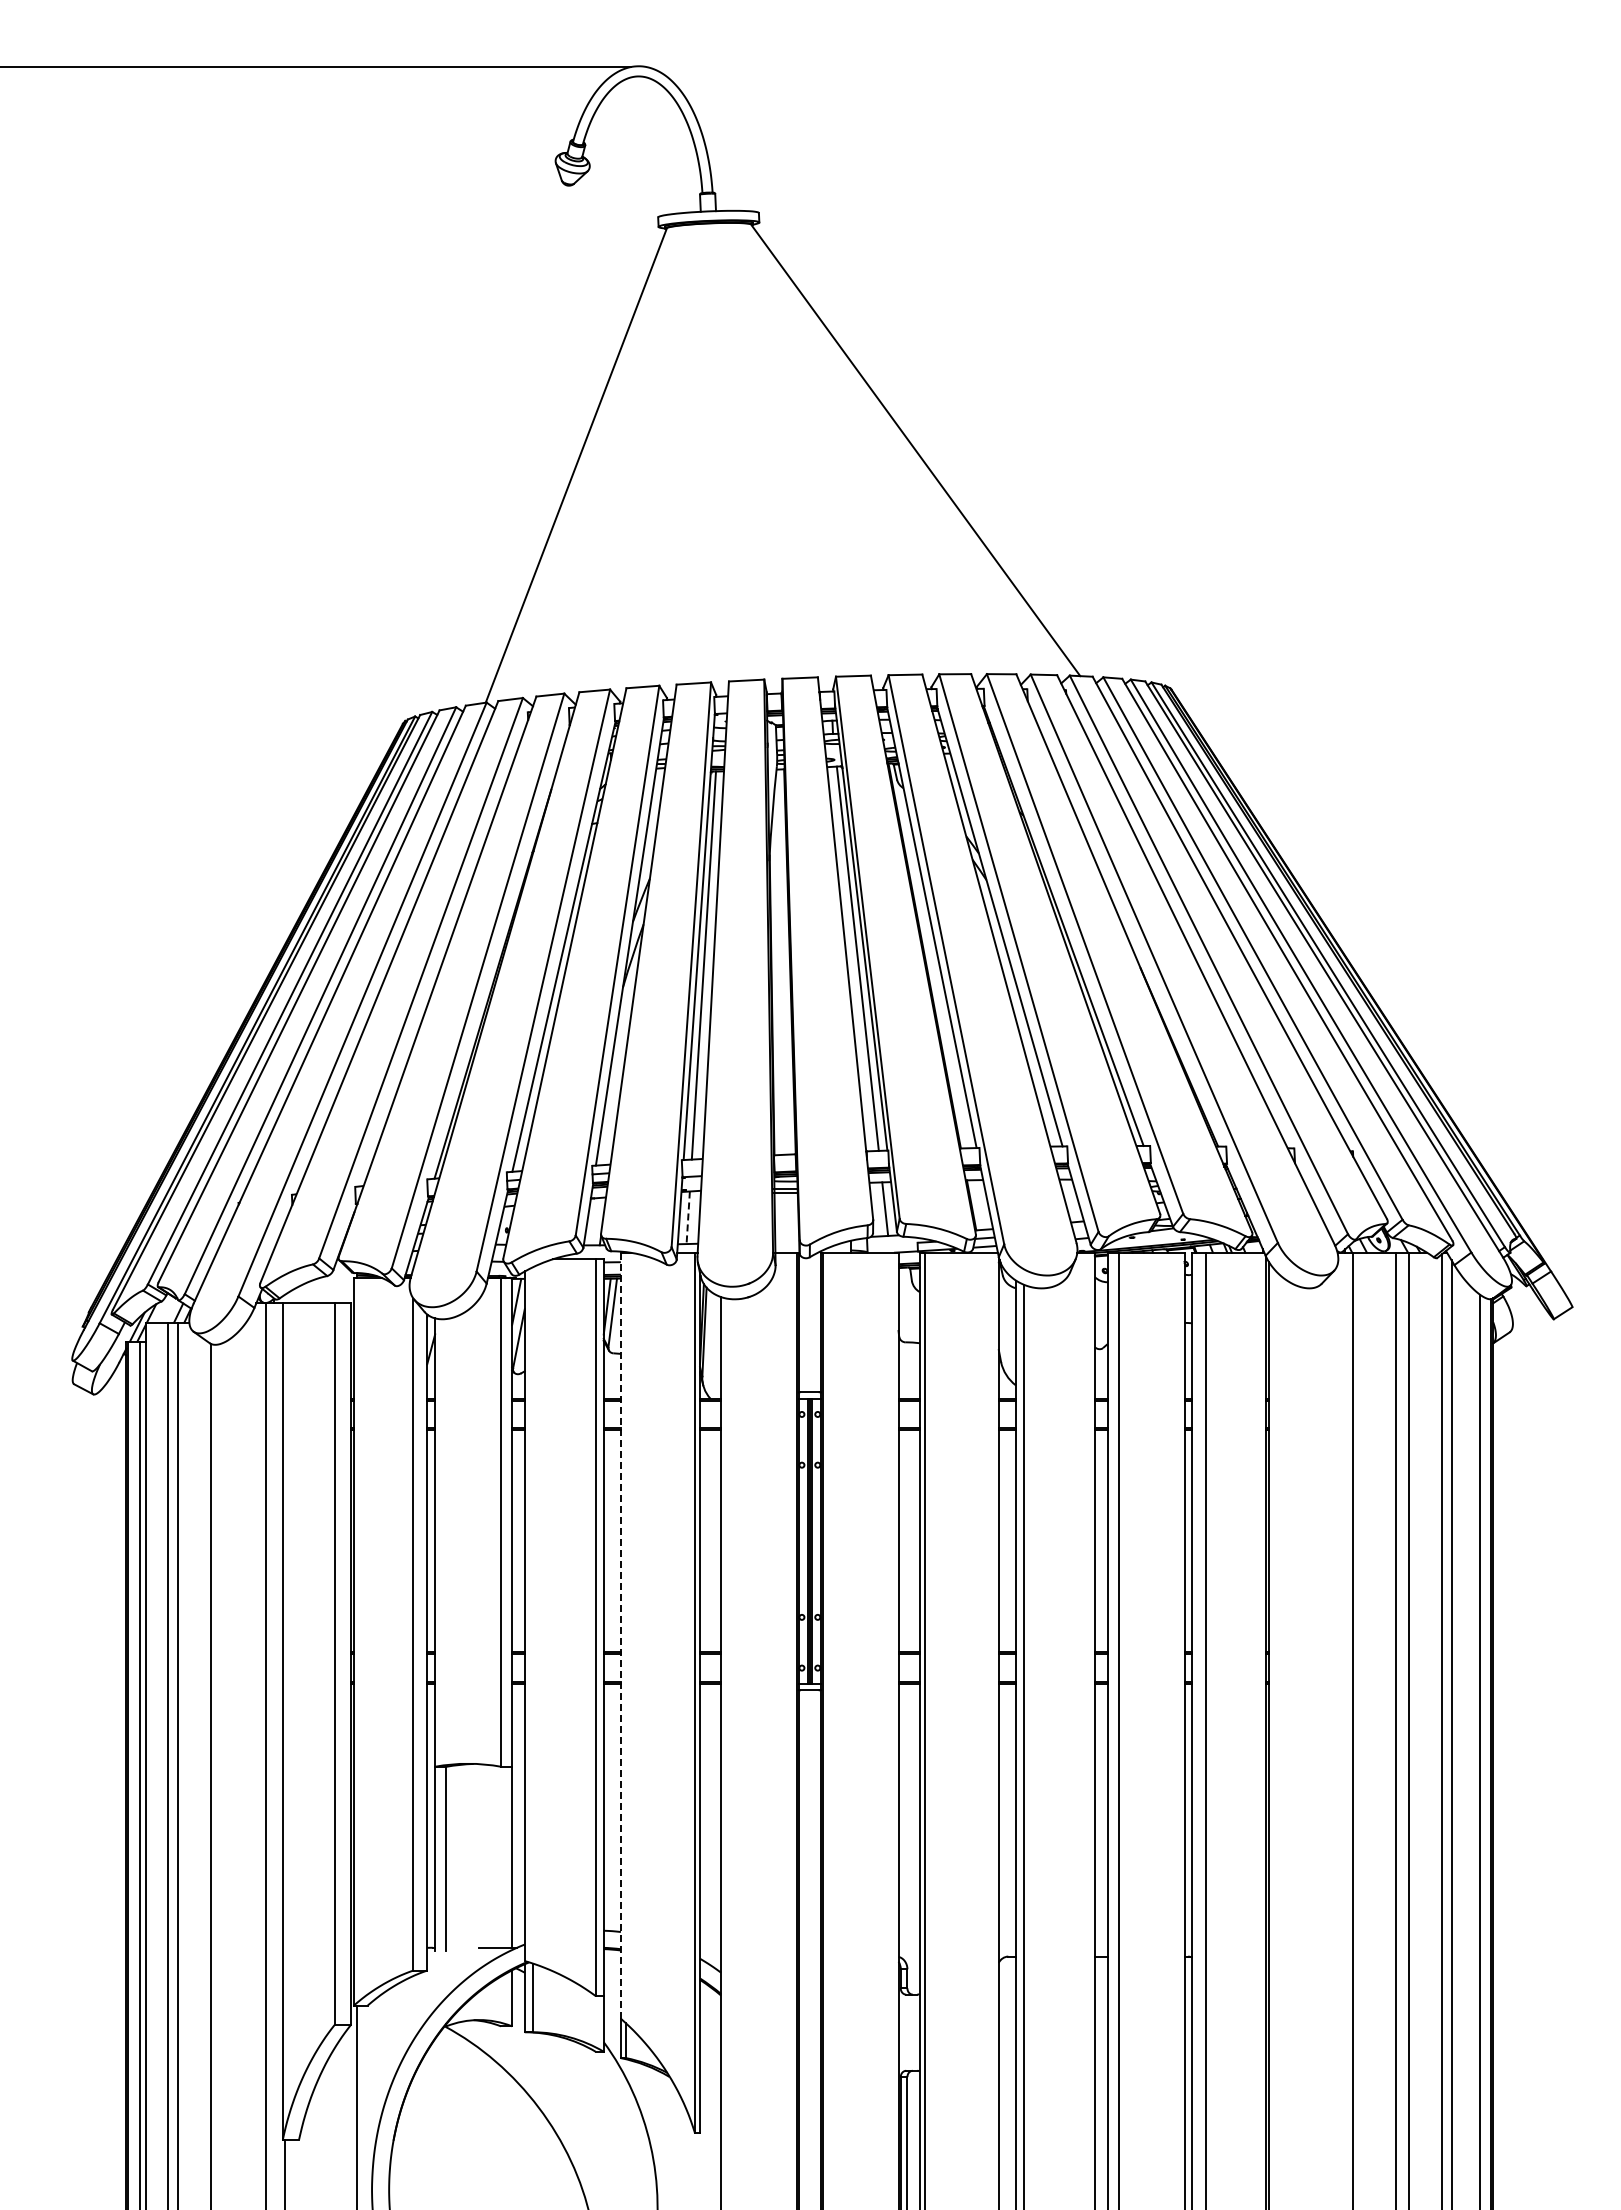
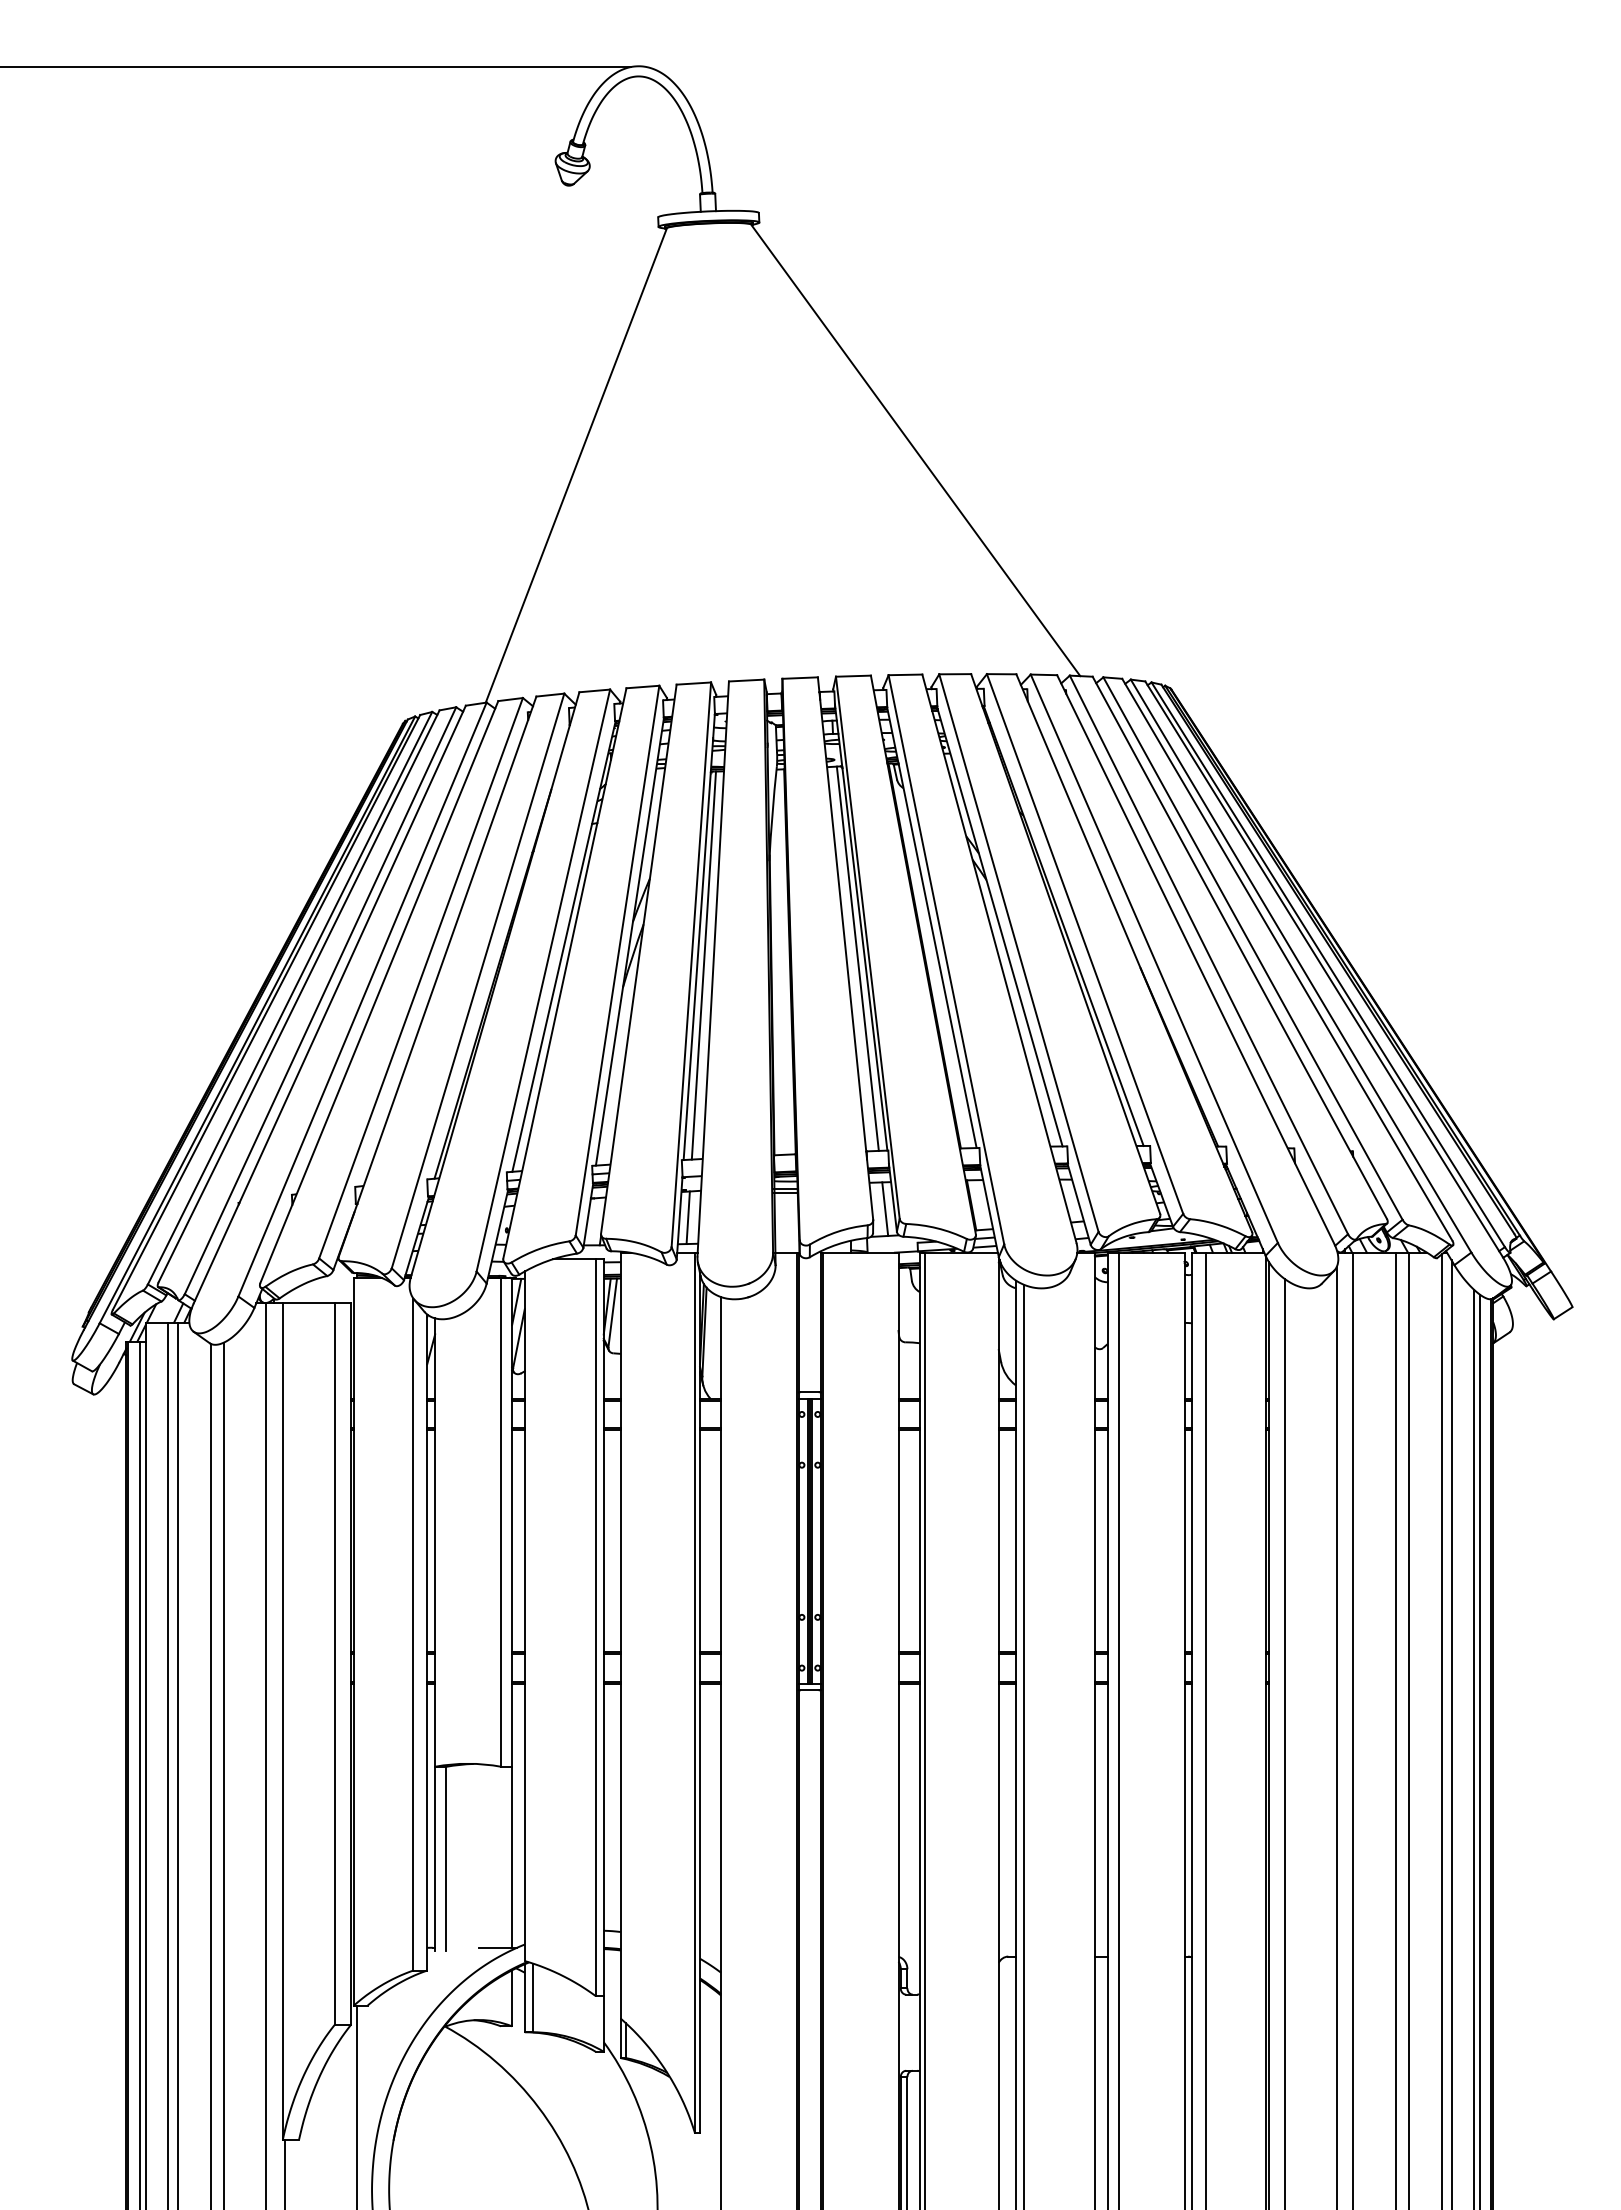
line: dashed -> solid (688, 1218)
line: dashed -> solid (620, 1635)
line: none -> present (1336, 1736)
line: none -> present (1285, 1742)
line: none -> present (1474, 1747)
line: none -> present (223, 1774)
